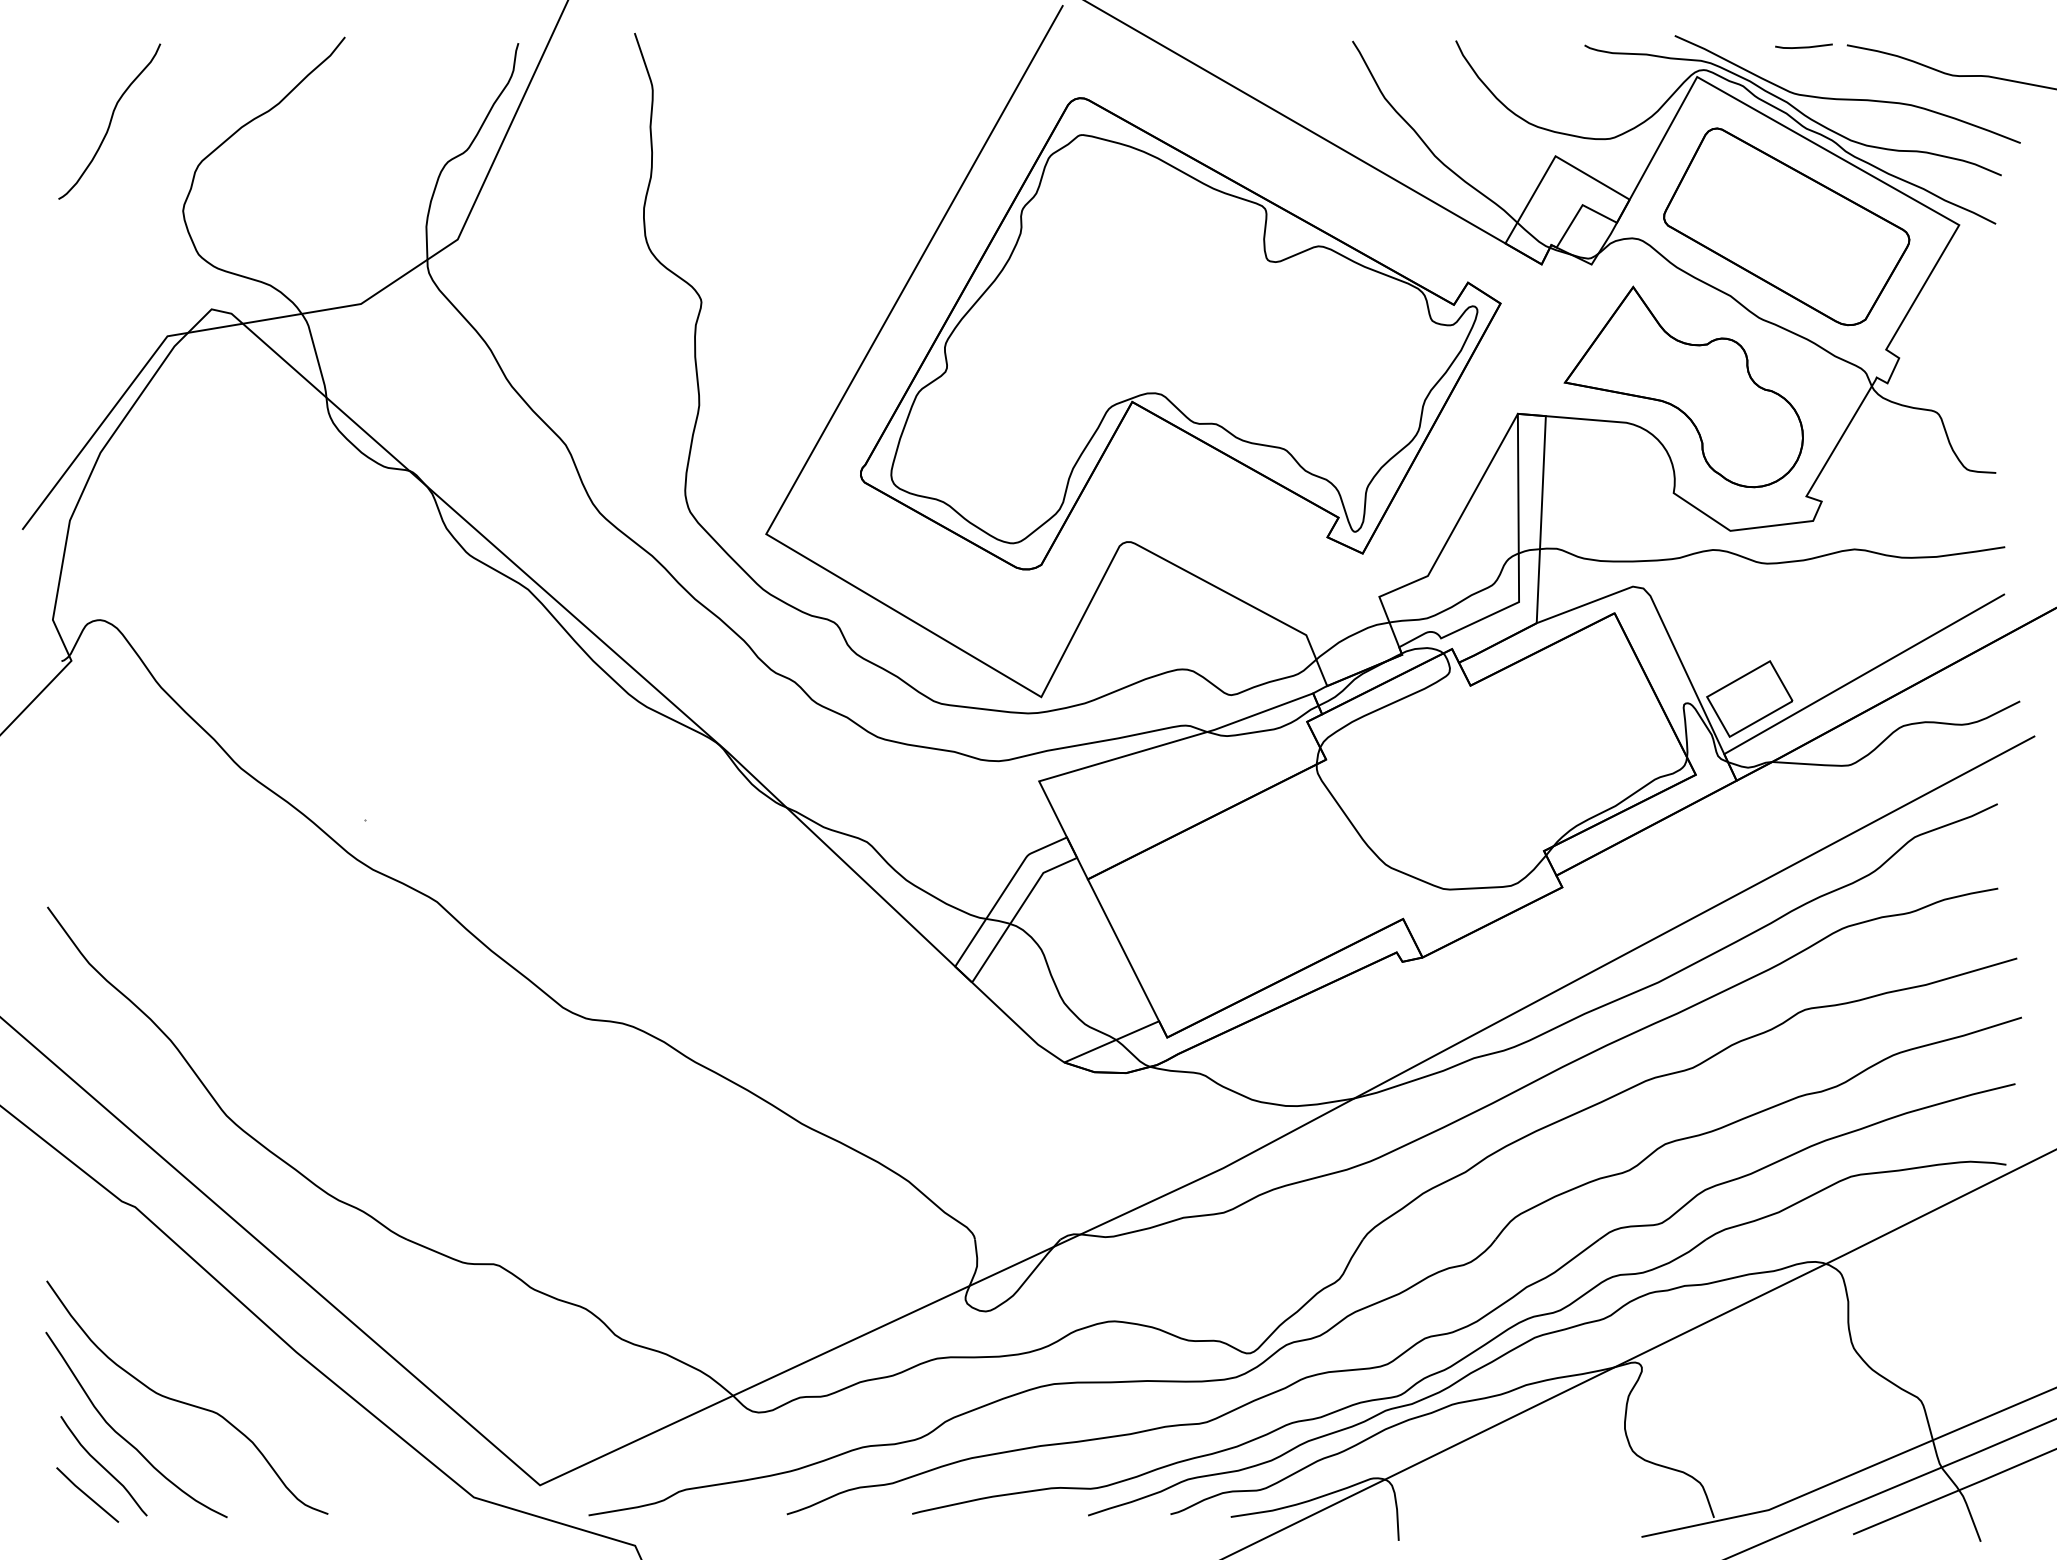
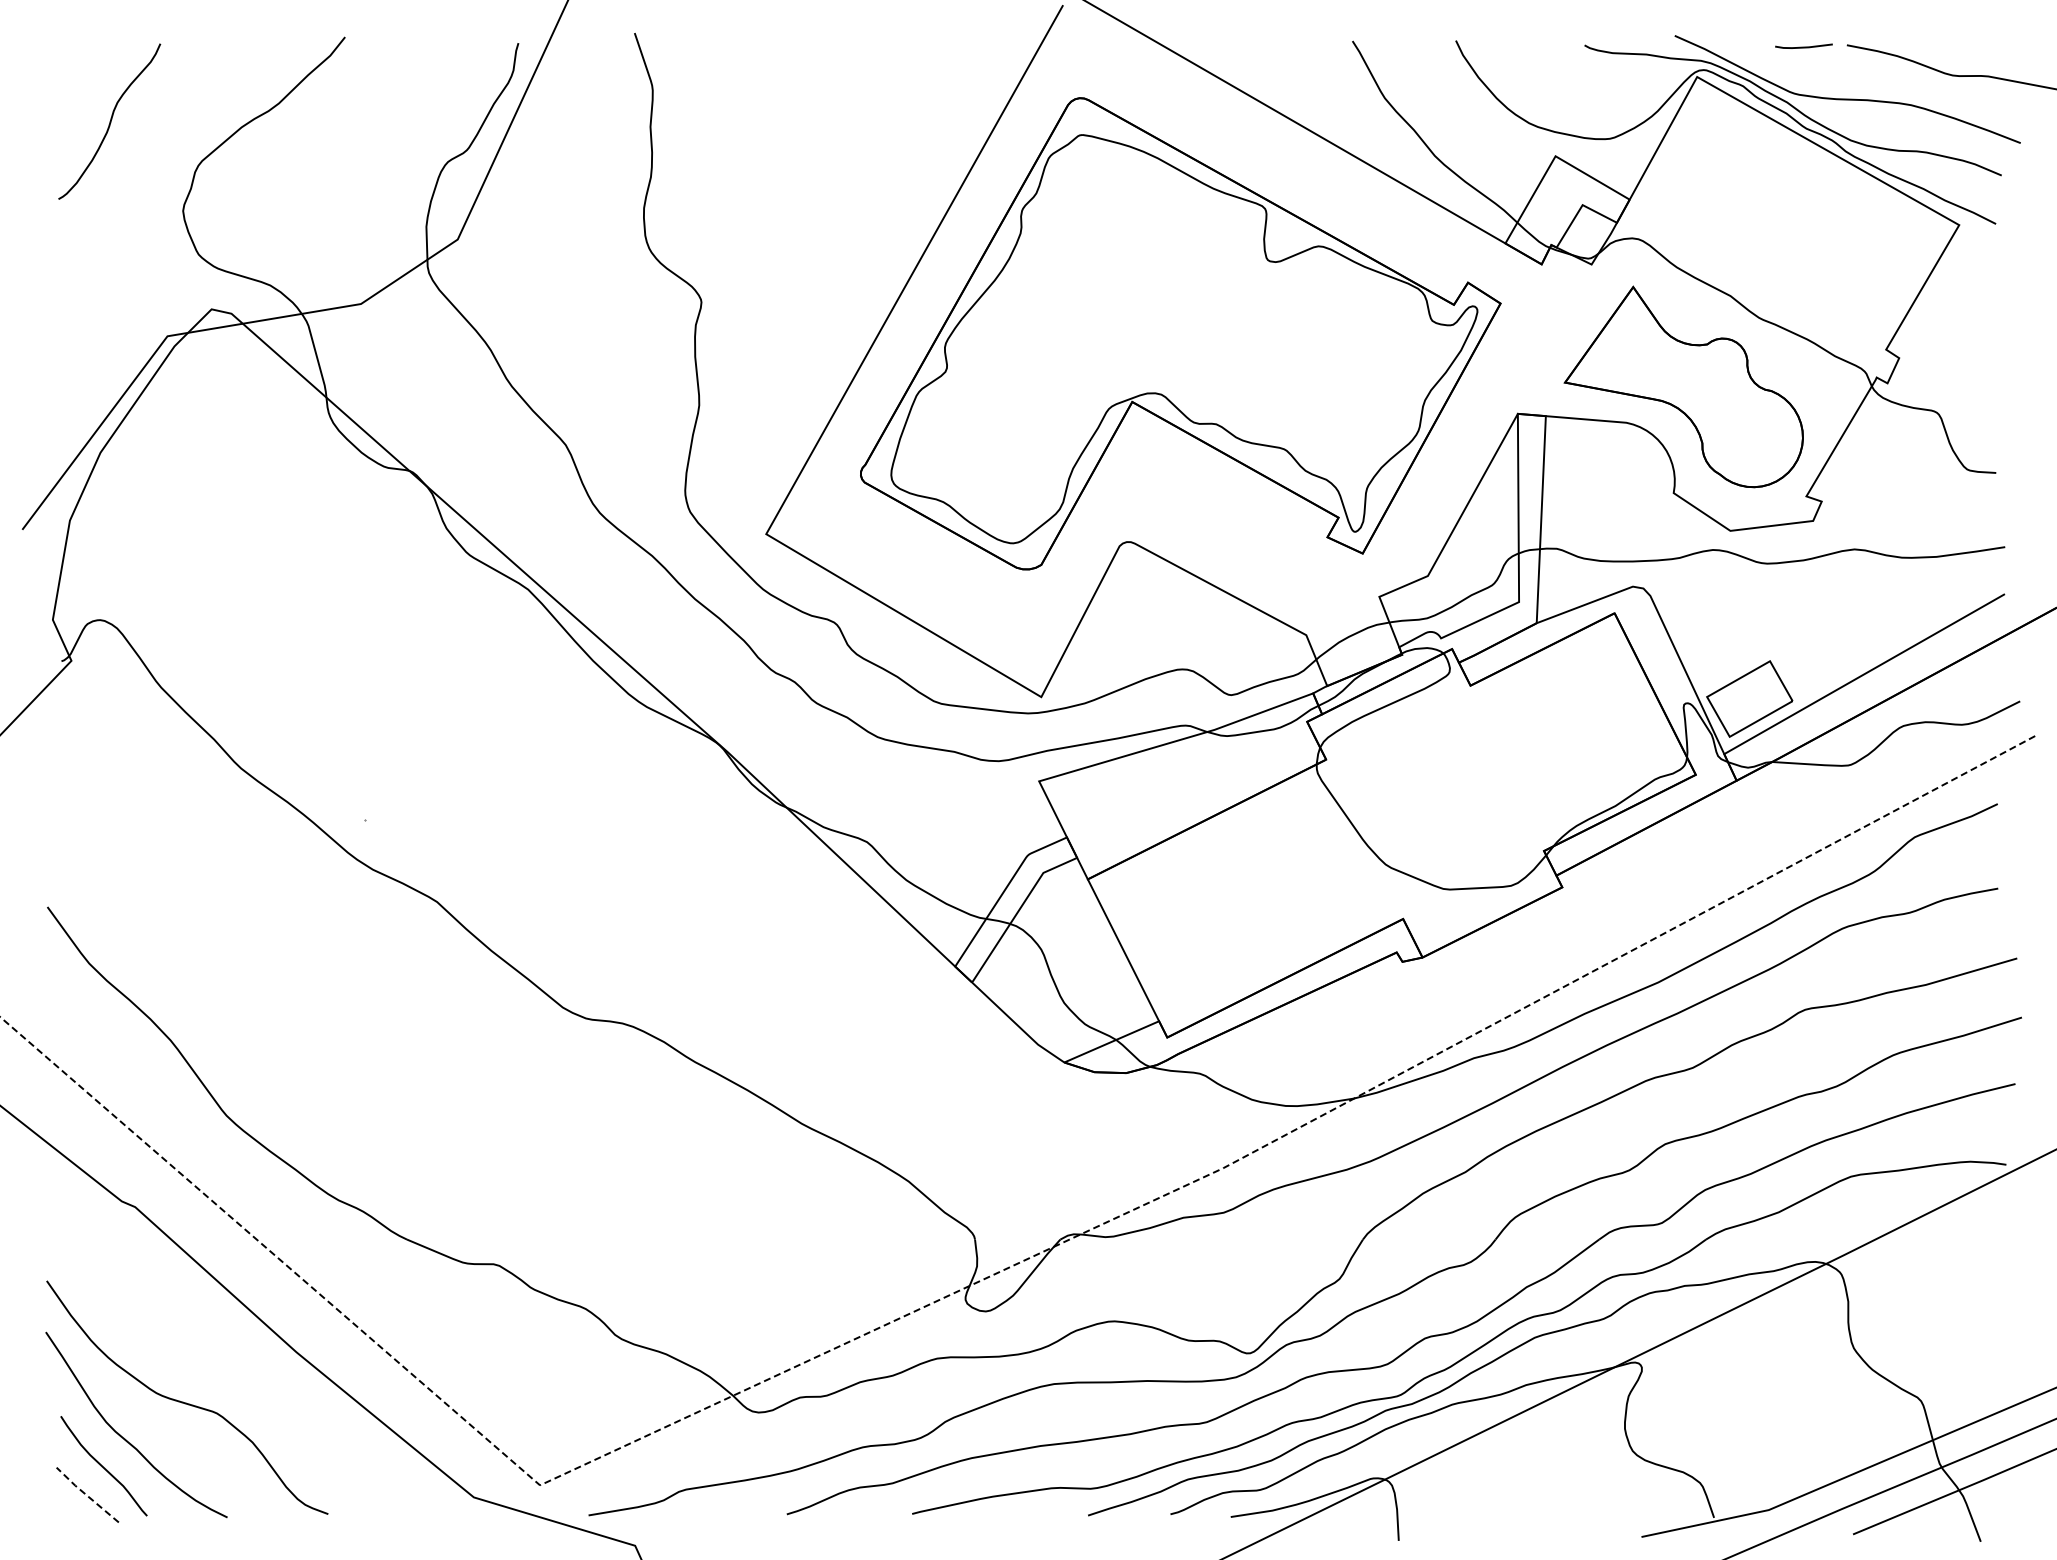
part: present -> none (1786, 226)
line: solid -> dashed (974, 1283)
line: solid -> dashed (86, 1495)
